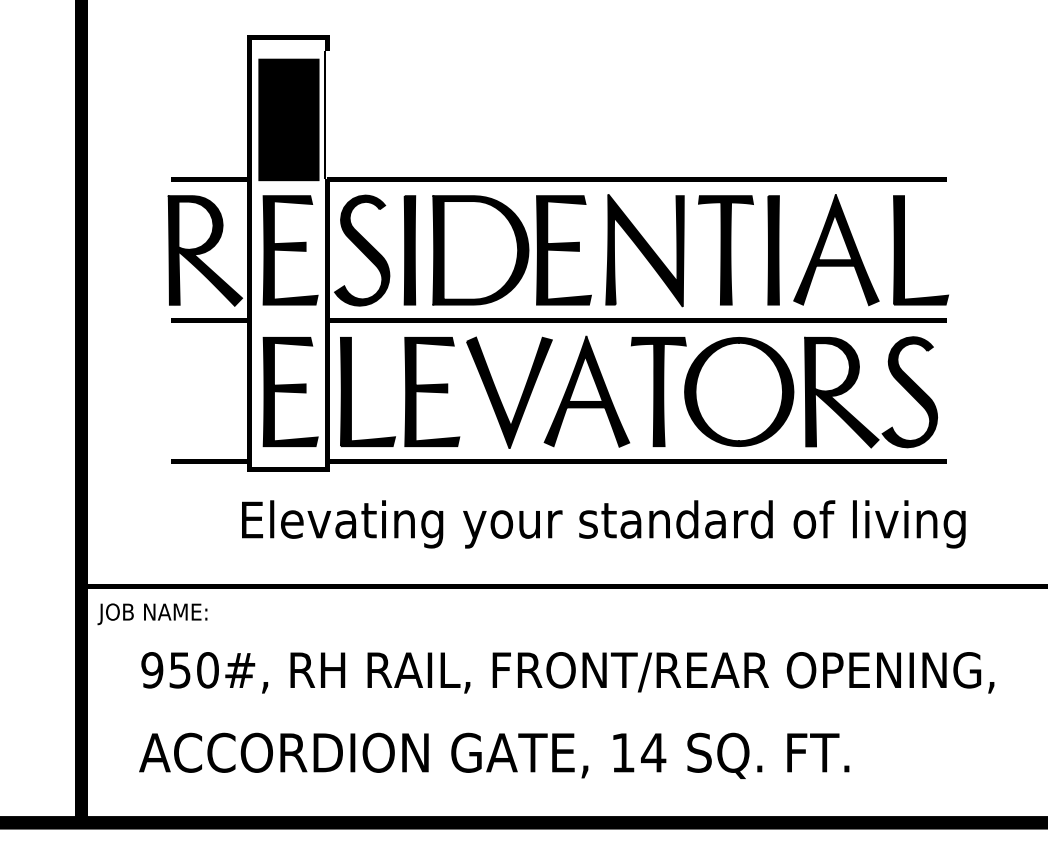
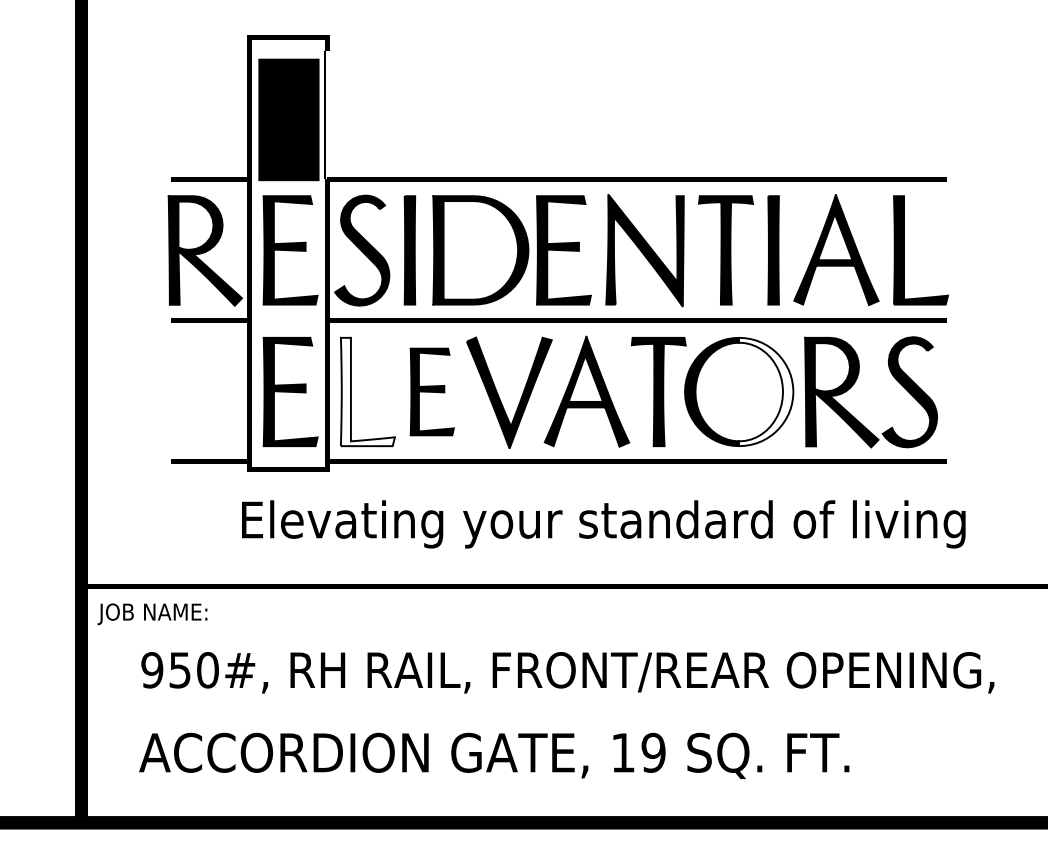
fill: present -> none (367, 391)
part size: 57x110 px -> 46x90 px (431, 391)
fill: present -> none (766, 391)
text: 14 -> 19 (653, 752)
